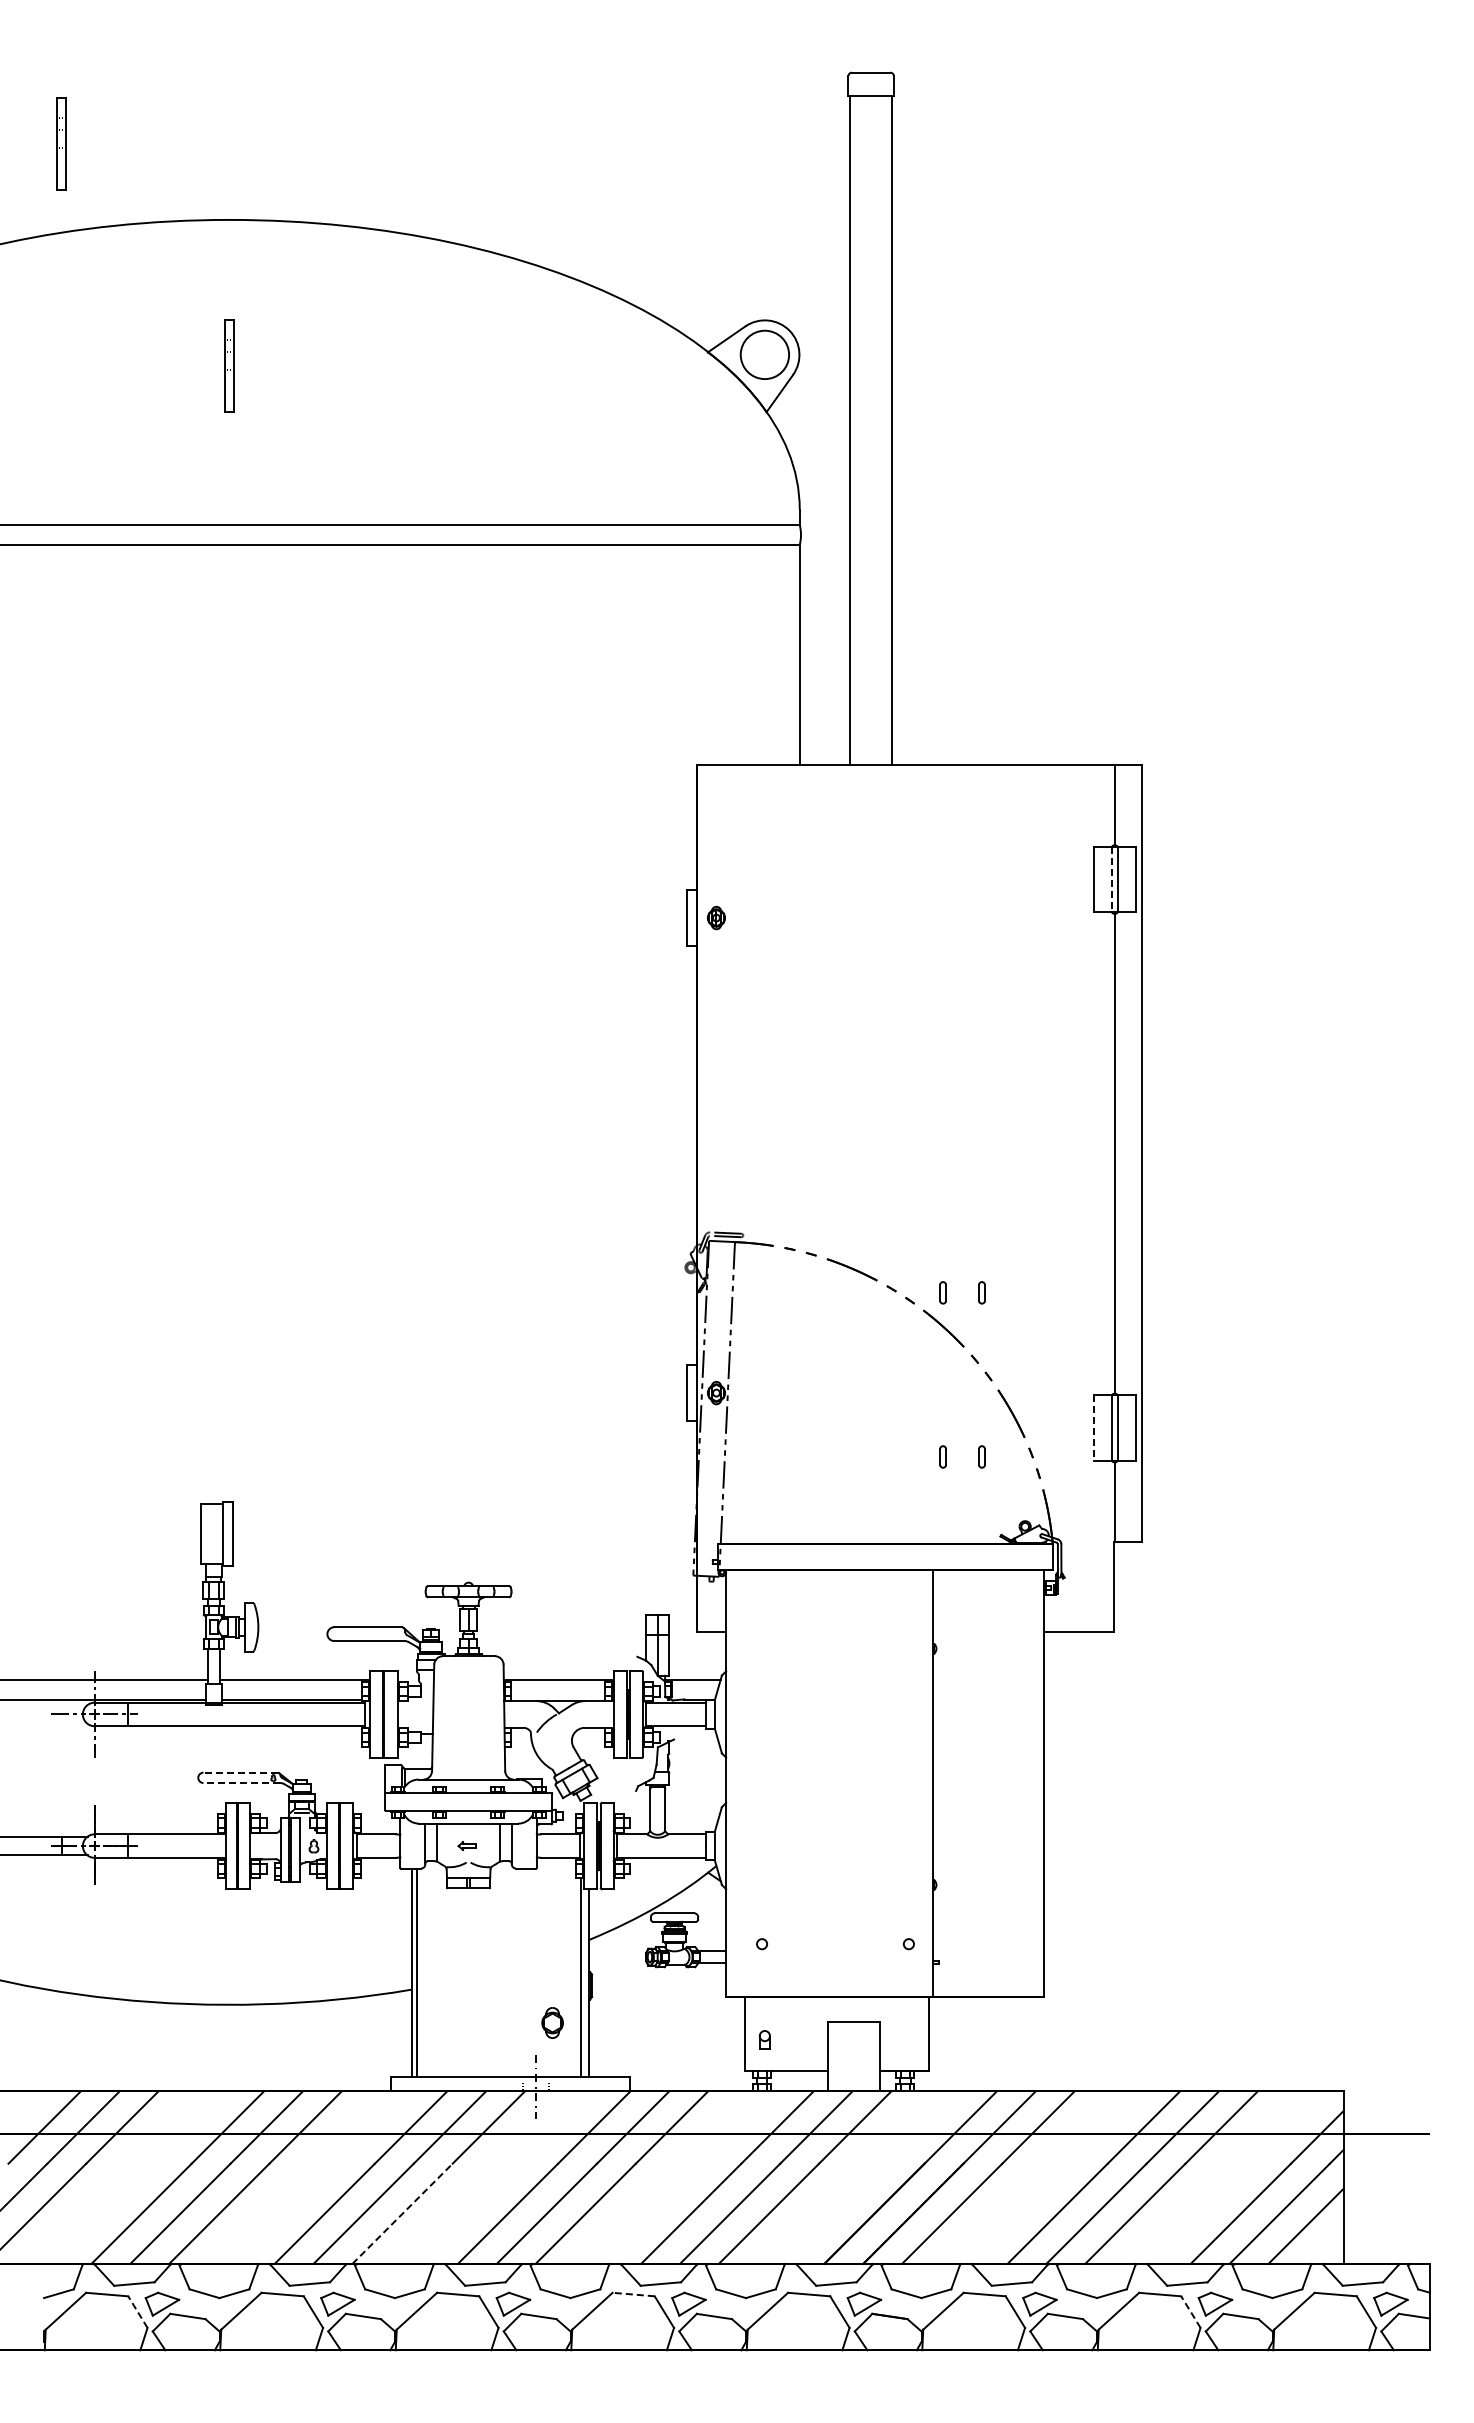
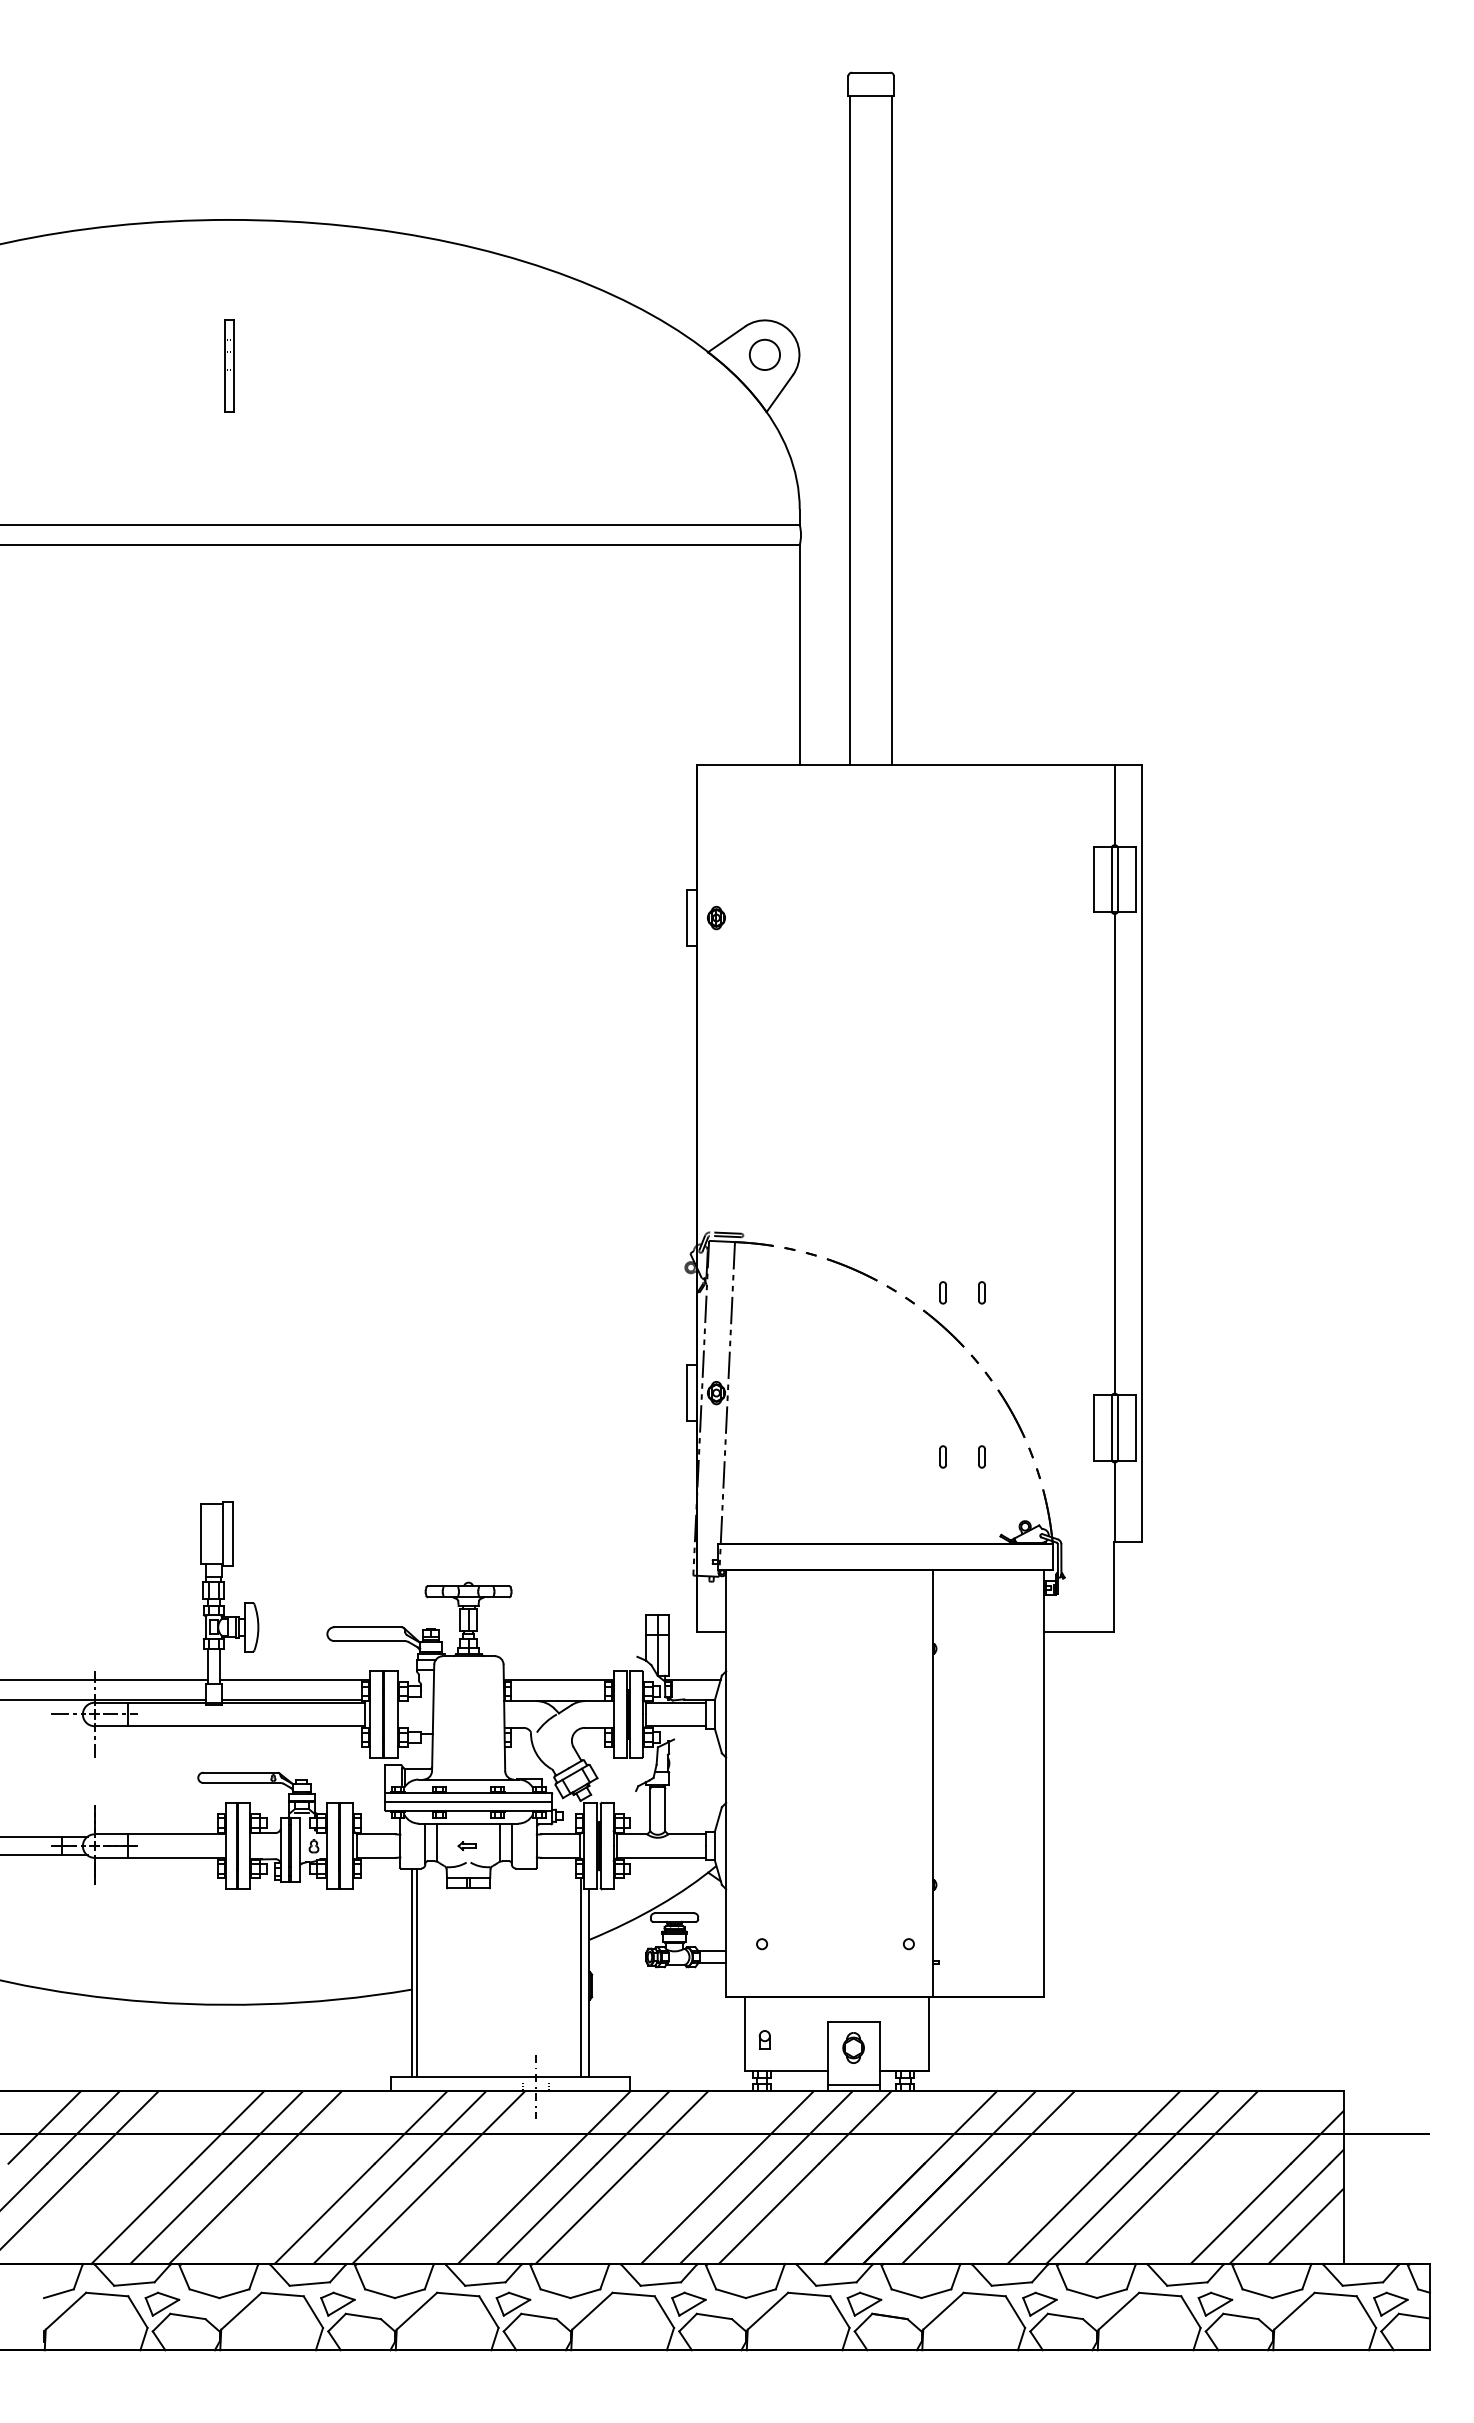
part: present -> none (61, 143)
circle diameter: 48 px -> 30 px (764, 354)
line: dashed -> solid (1111, 879)
line: dashed -> solid (1093, 1428)
line: dashed -> solid (240, 1772)
line: dashed -> solid (241, 1783)
line: none -> present (468, 1802)
part position: (552, 2022) -> (853, 2047) (853, 2047)
line: none -> present (853, 2085)
line: dashed -> solid (402, 2213)
line: dashed -> solid (633, 2294)
line: dashed -> solid (137, 2312)
line: dashed -> solid (1190, 2312)
